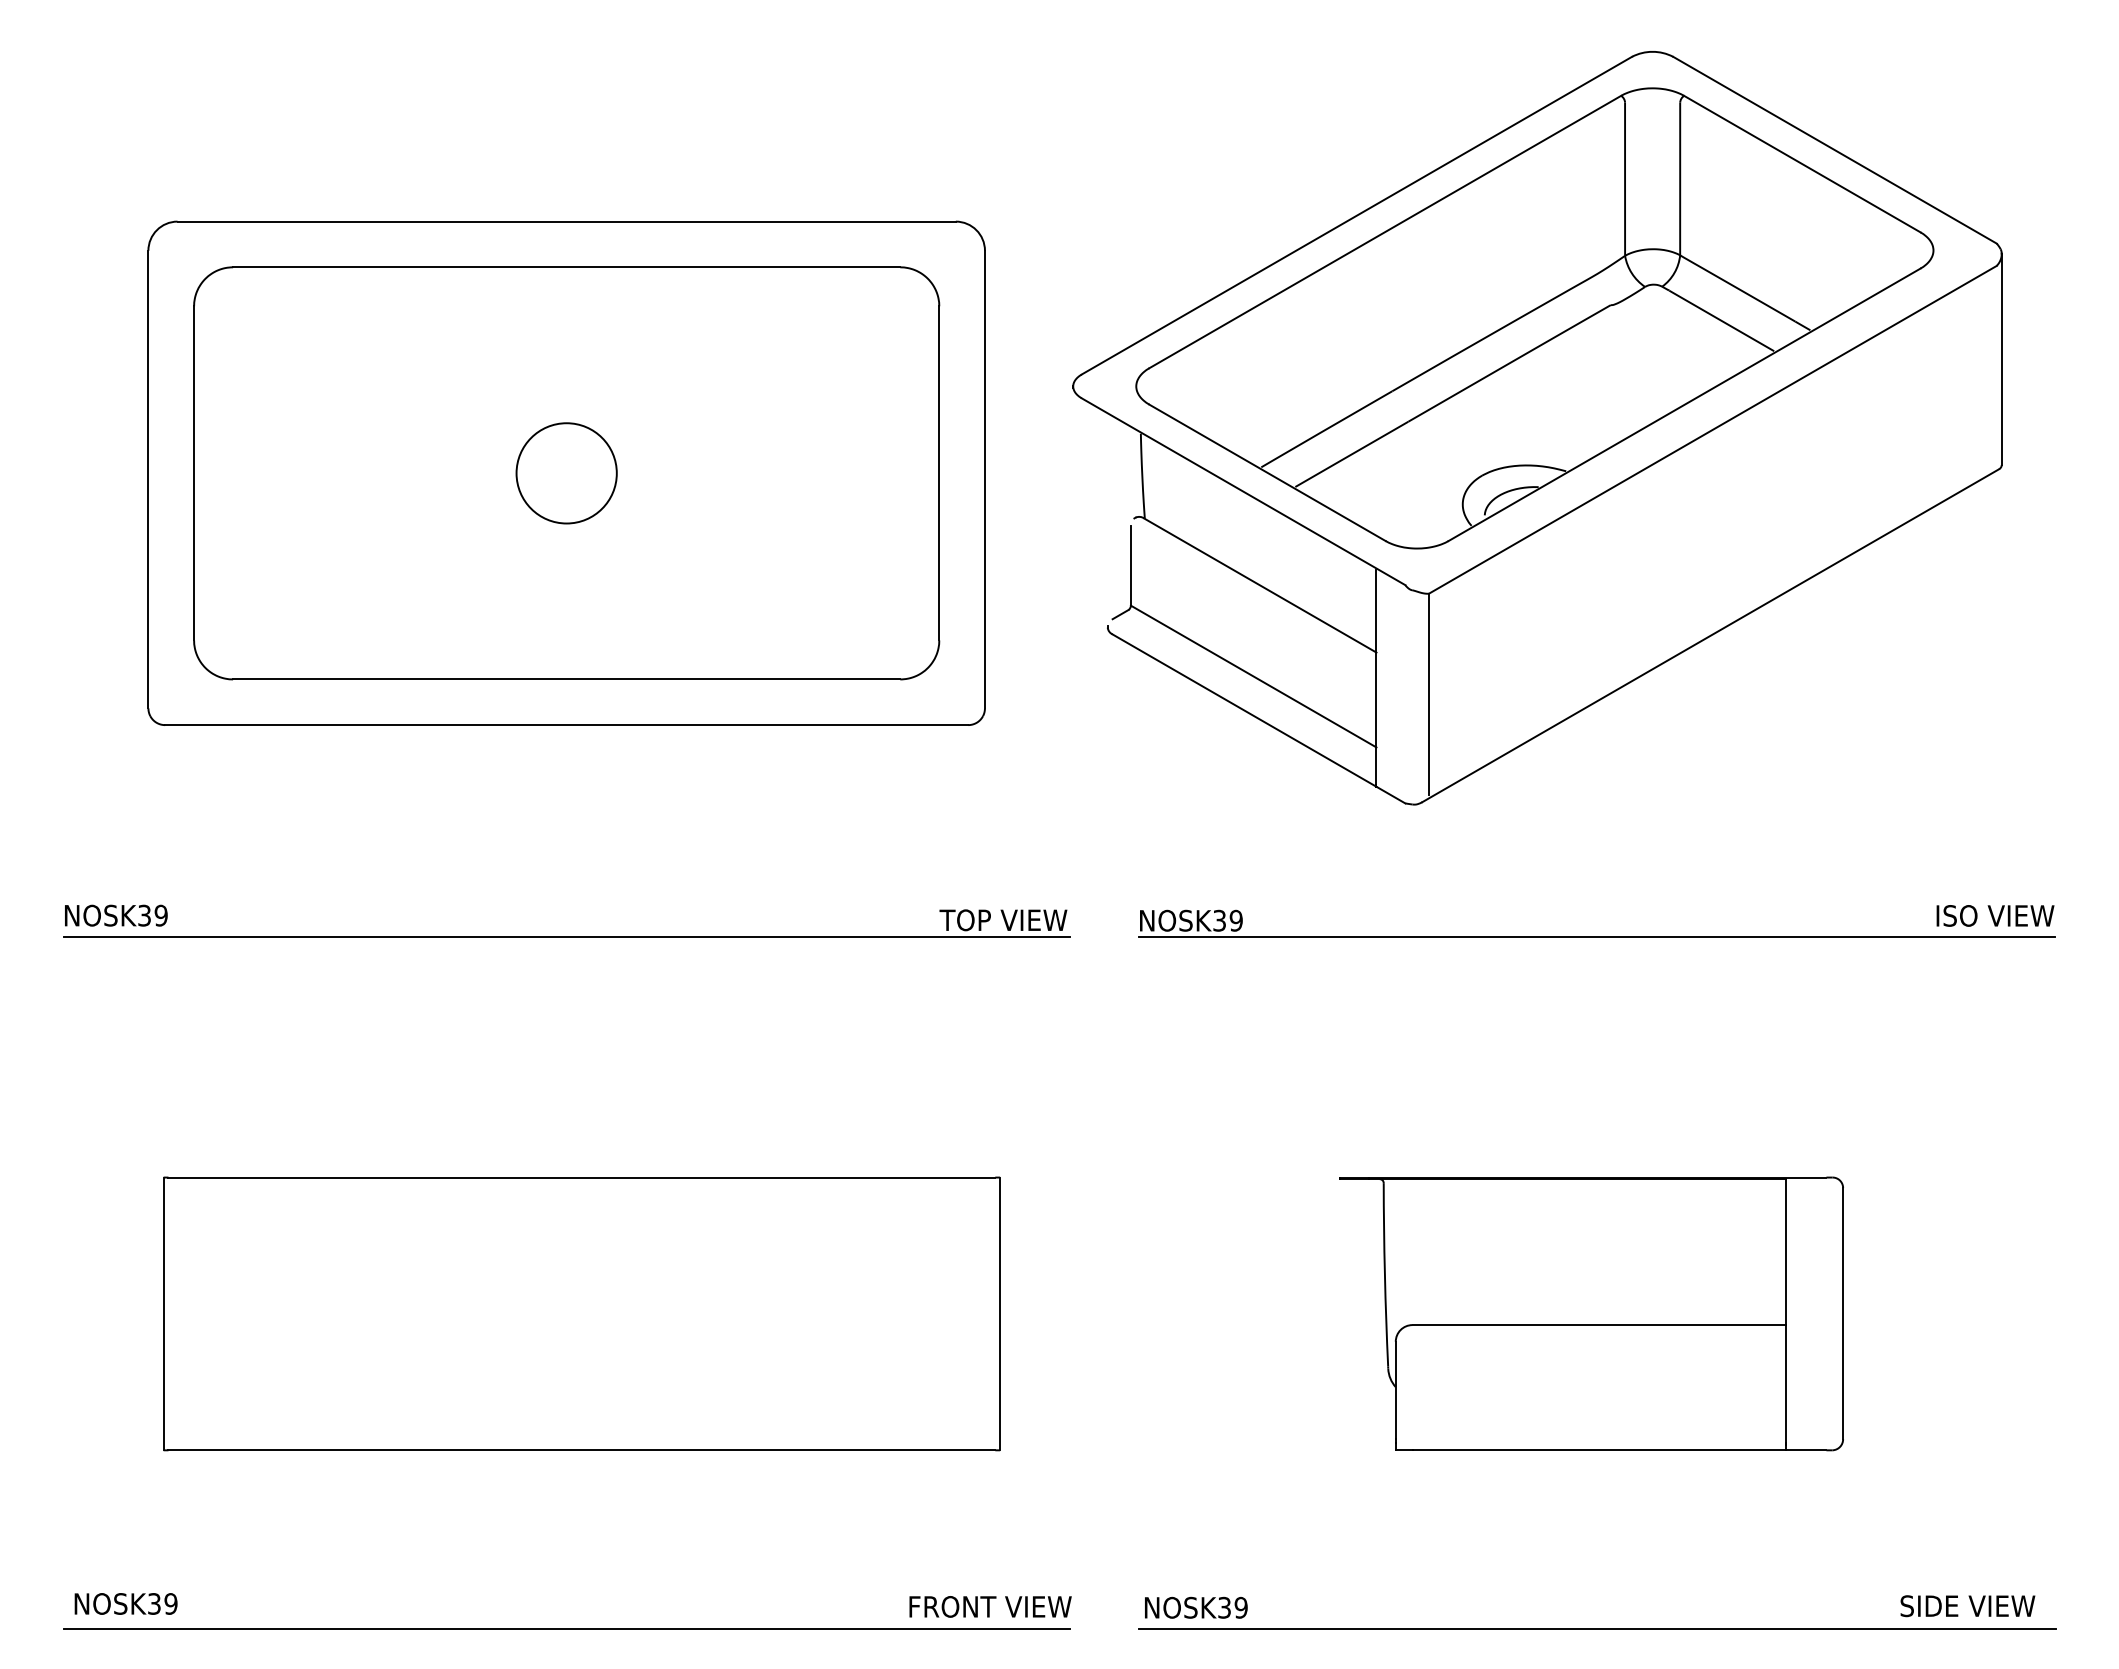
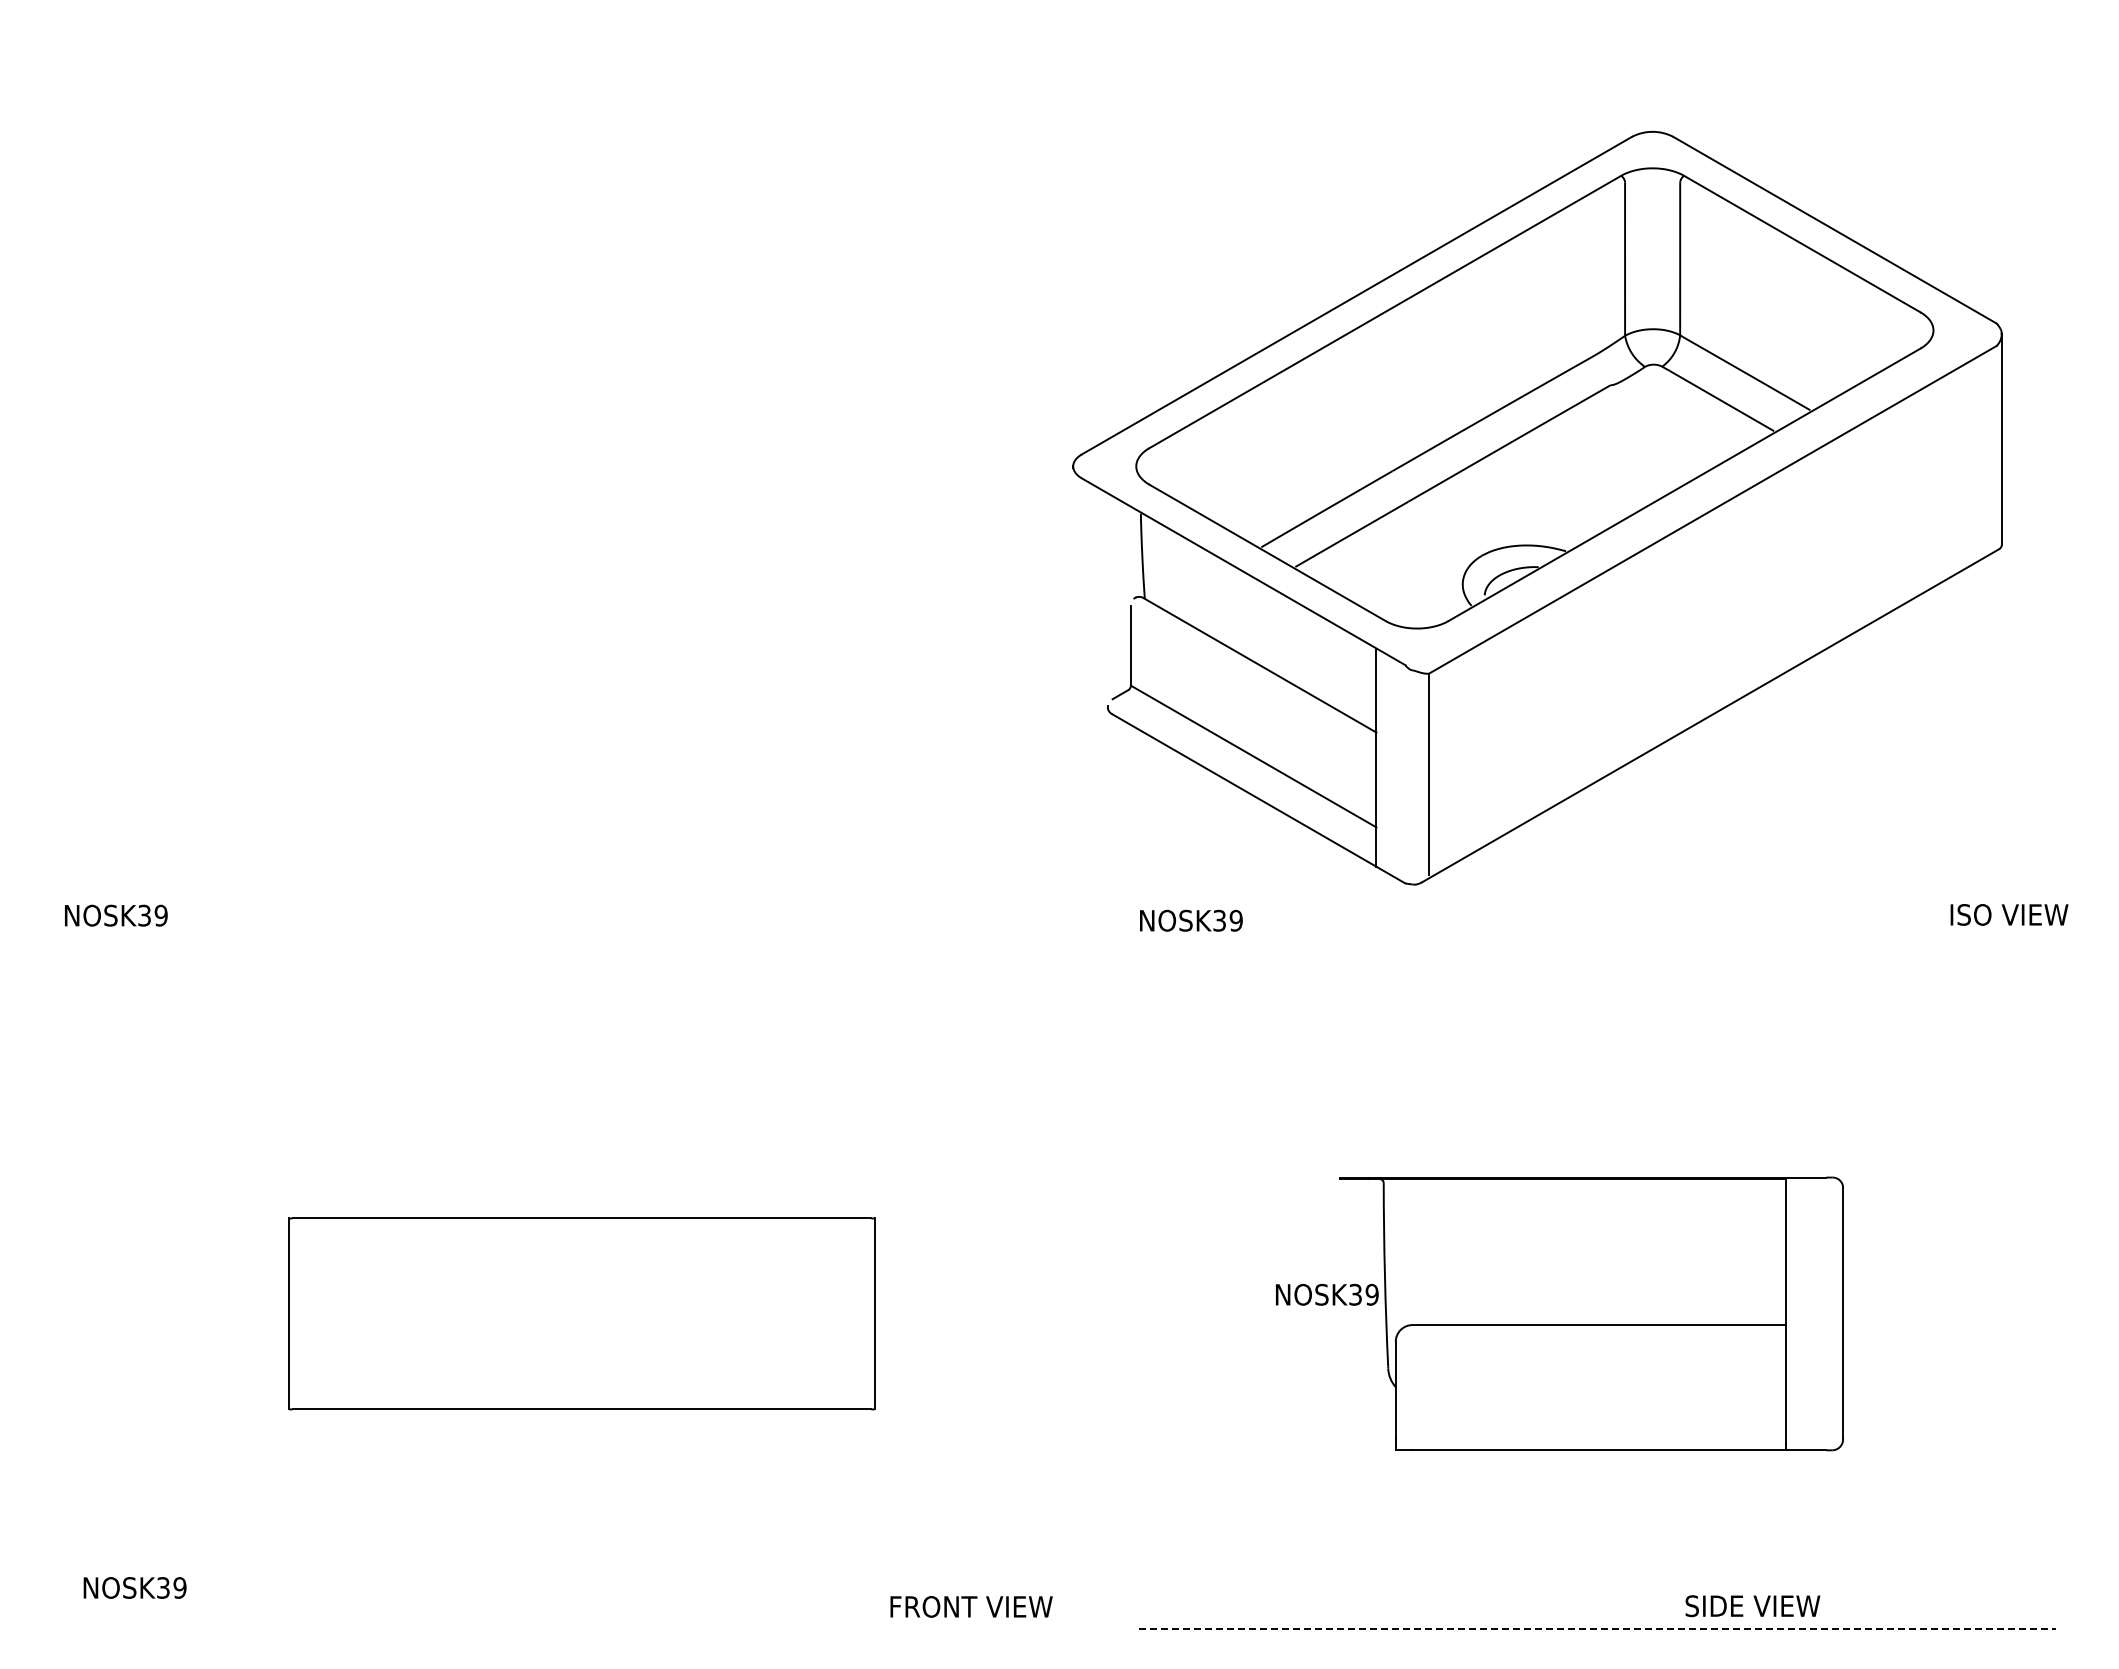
part position: (1537, 428) -> (1537, 508) (1537, 508)
part: present -> none (566, 472)
text position: (1995, 915) -> (2009, 914) (2009, 914)
part: present -> none (566, 936)
line: present -> none (1596, 937)
part size: 838x276 px -> 588x194 px (581, 1313)
text position: (125, 1603) -> (134, 1587) (134, 1587)
text position: (990, 1606) -> (971, 1606) (971, 1606)
text position: (1967, 1606) -> (1752, 1606) (1752, 1606)
text position: (1196, 1607) -> (1327, 1294) (1327, 1294)
line: present -> none (566, 1629)
line: solid -> dashed (1597, 1629)
